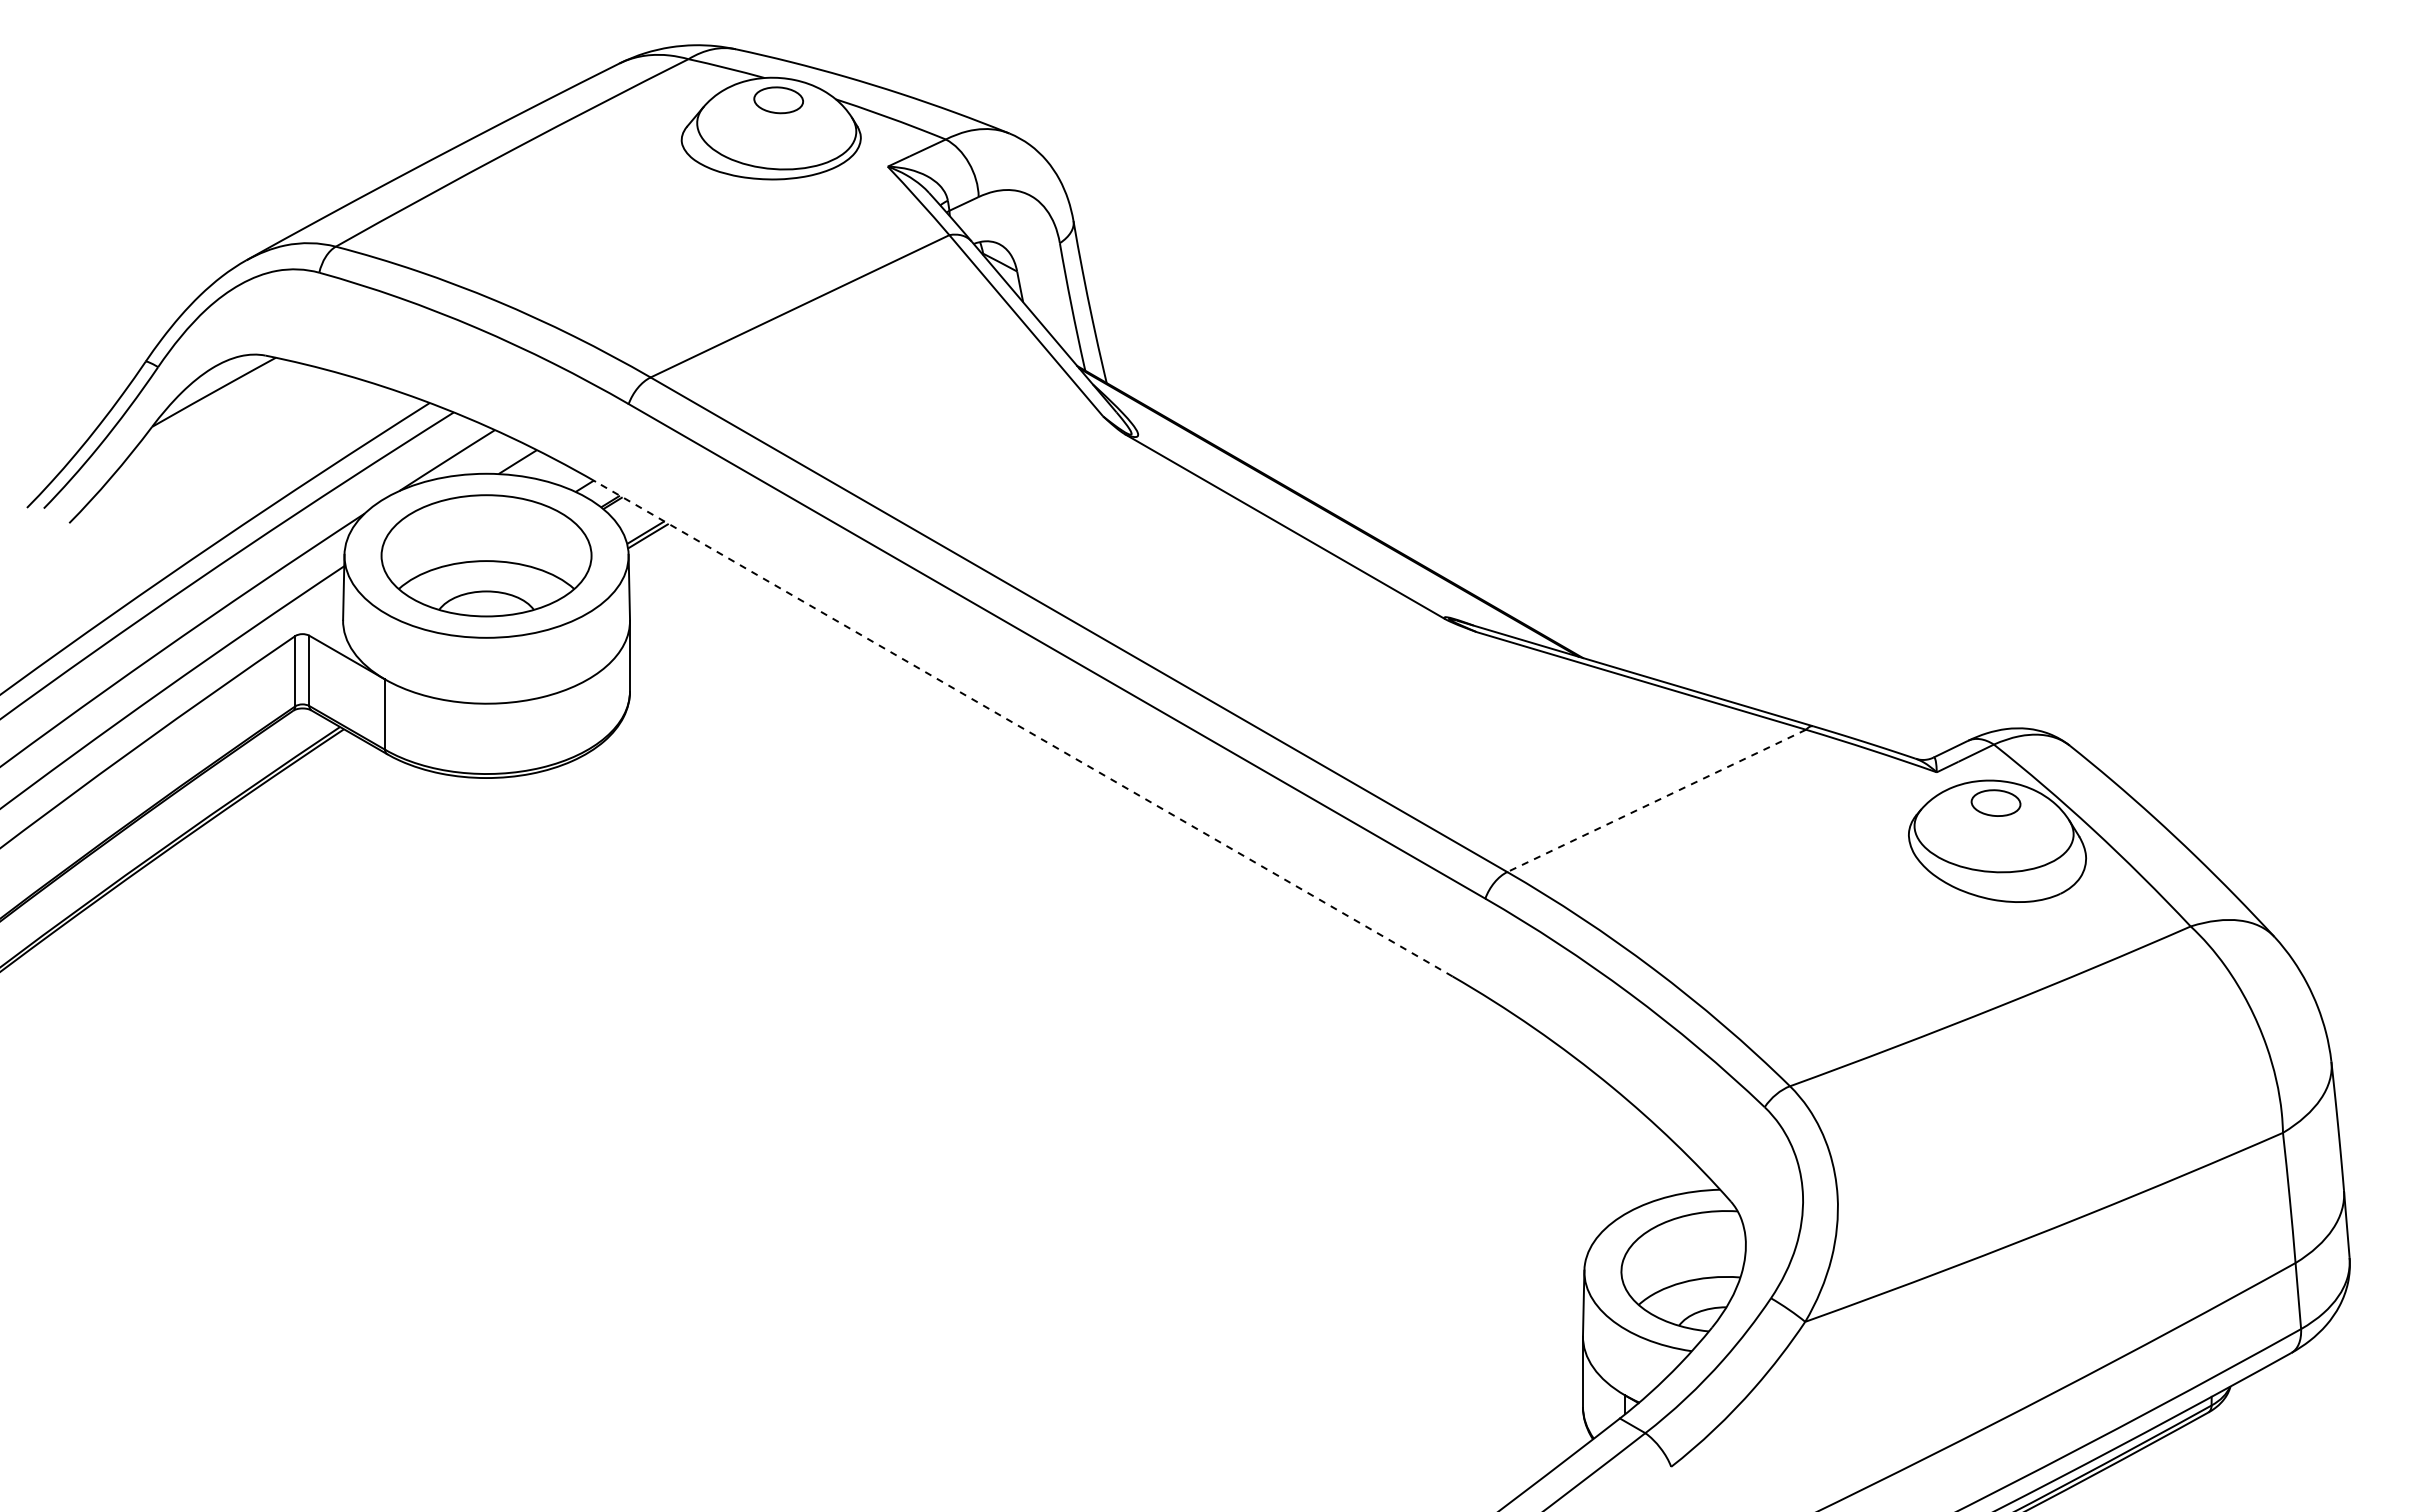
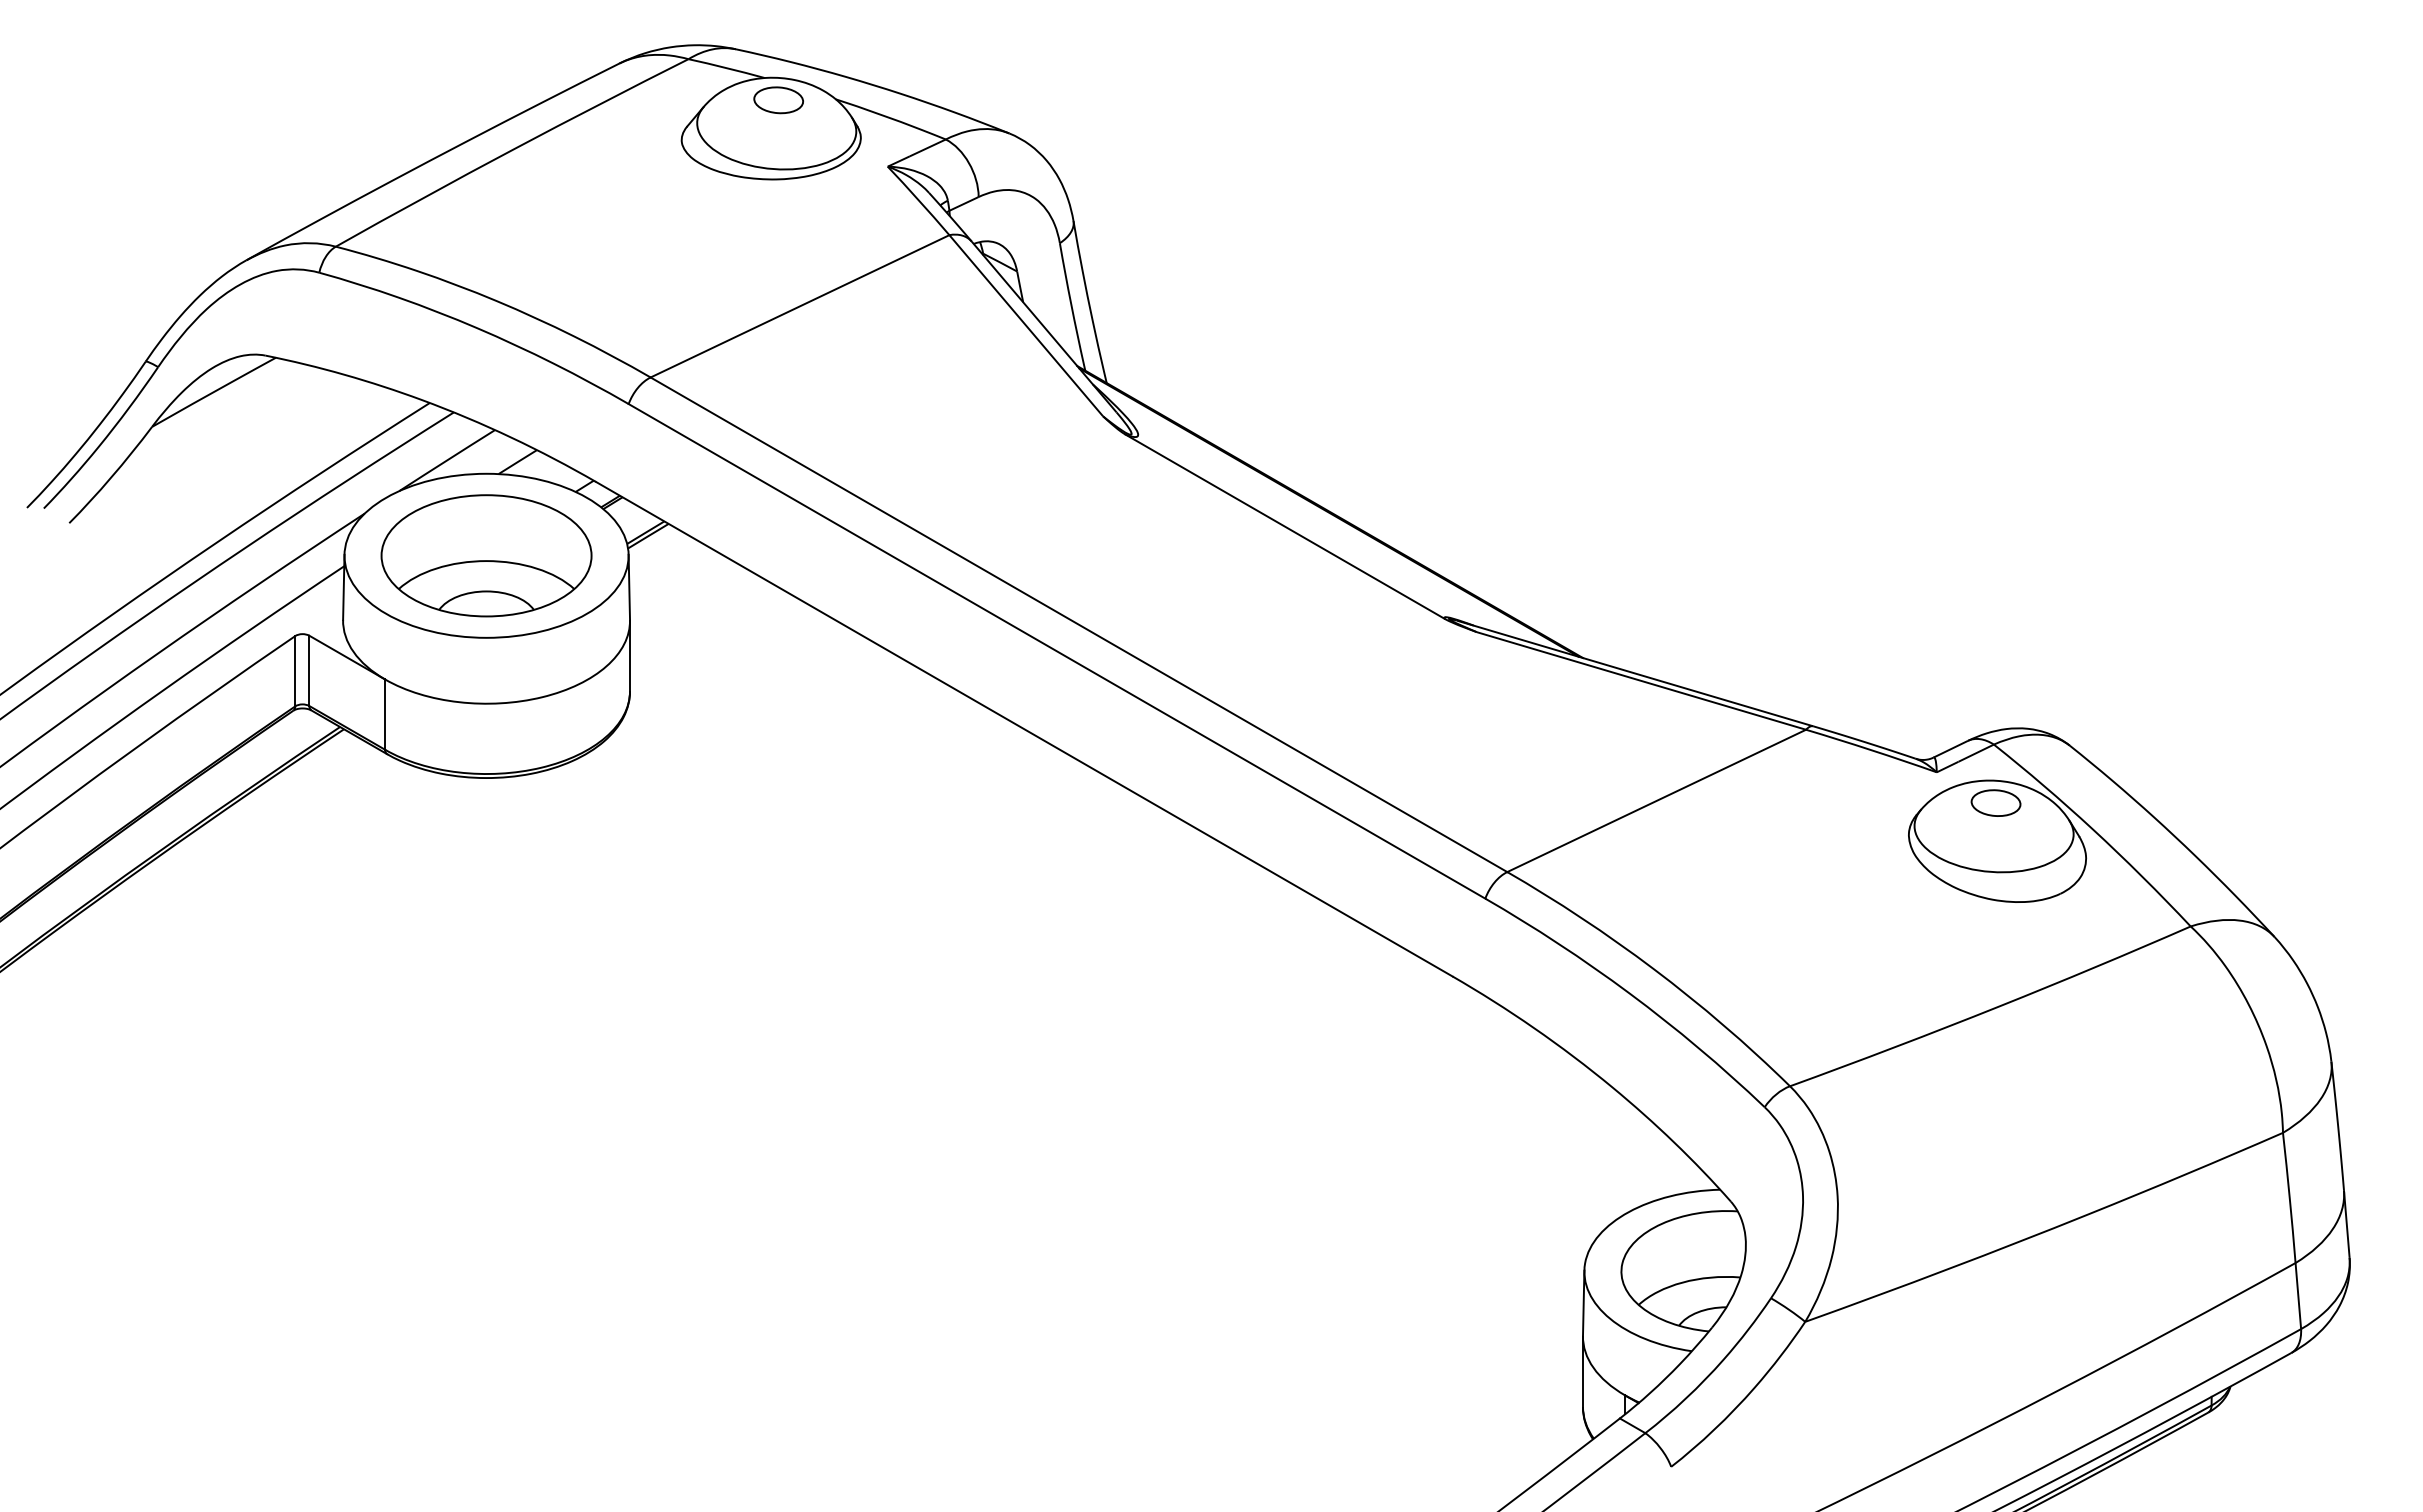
line: dashed -> solid (1024, 729)
line: dashed -> solid (1656, 801)
